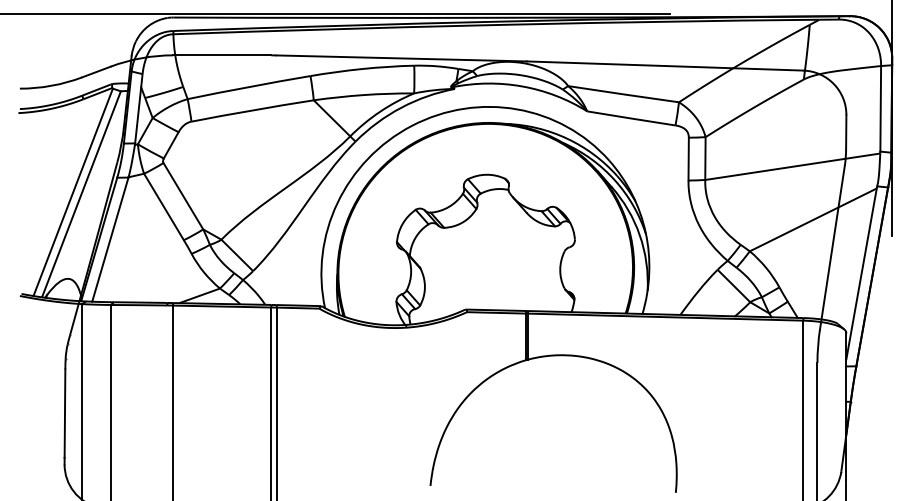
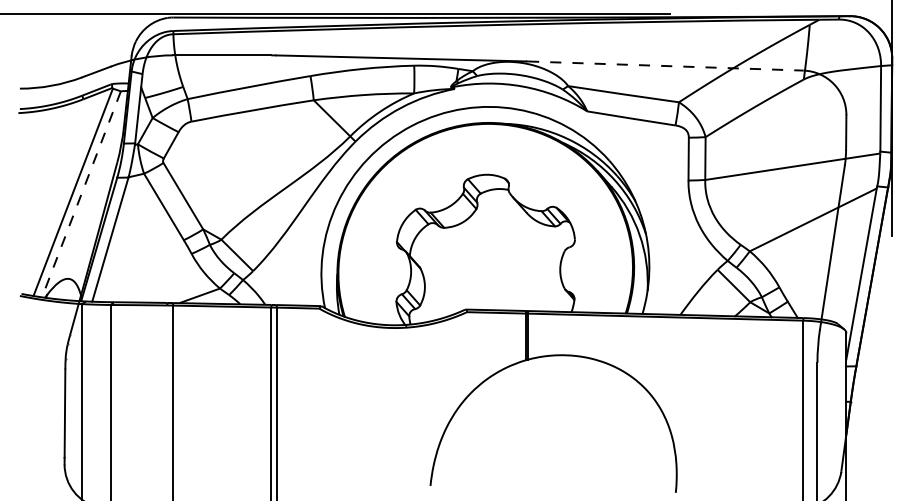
line: solid -> dashed (665, 66)
line: solid -> dashed (81, 194)
